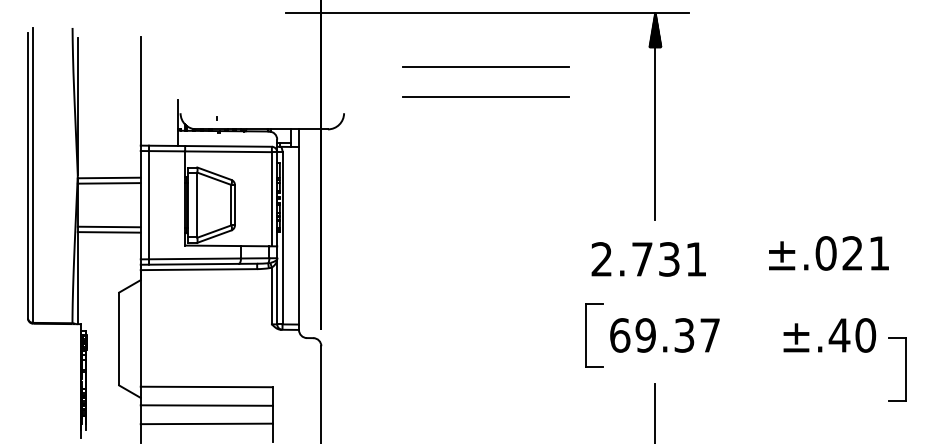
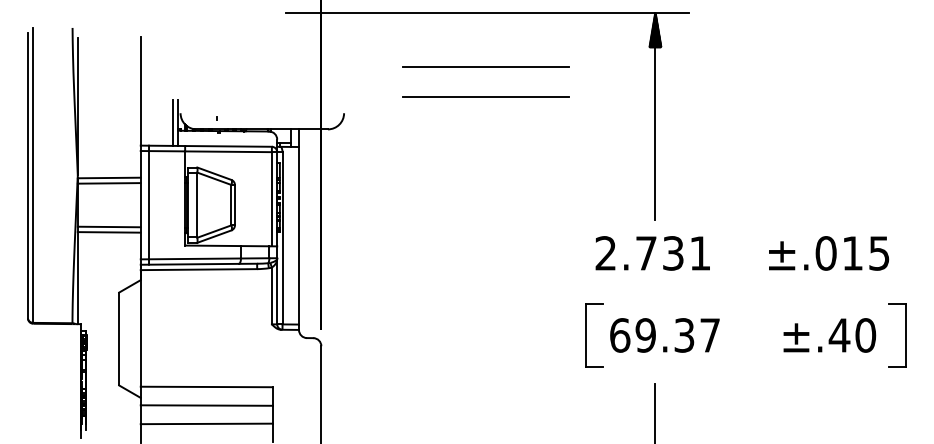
line: none -> present (173, 122)
text: ±.021 -> ±.015 (865, 253)
text position: (648, 259) -> (652, 253) (652, 253)
part position: (905, 369) -> (905, 335) (905, 335)
